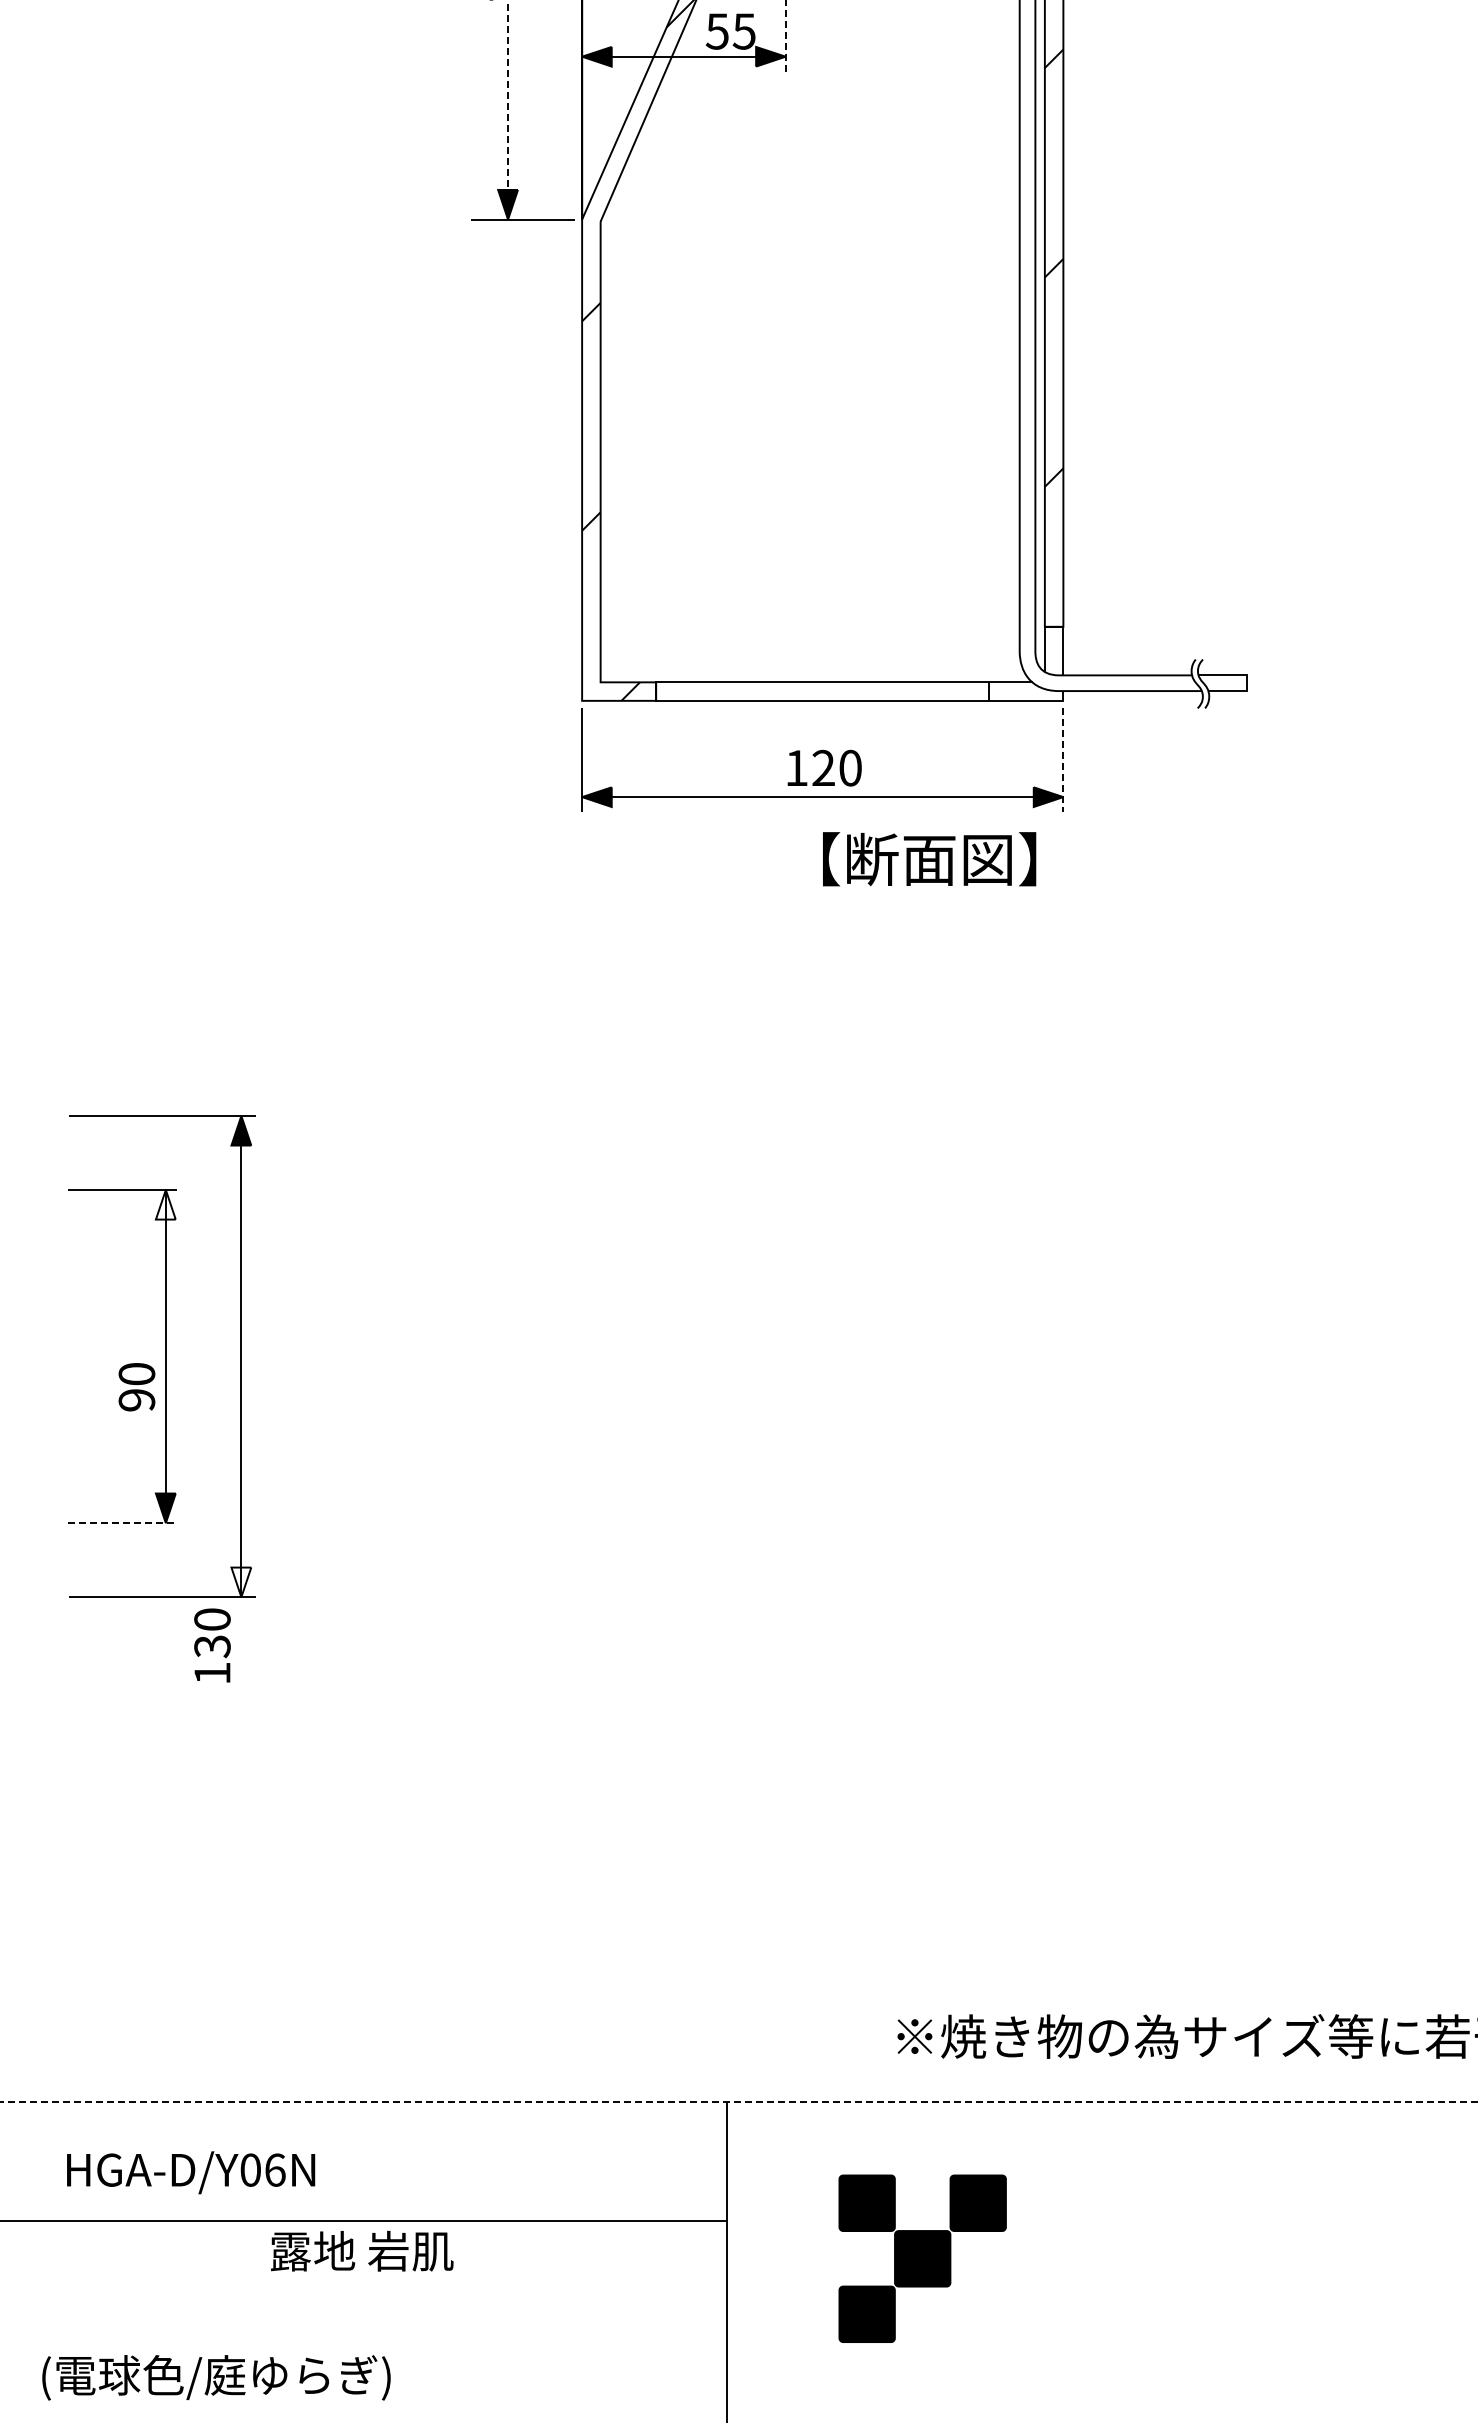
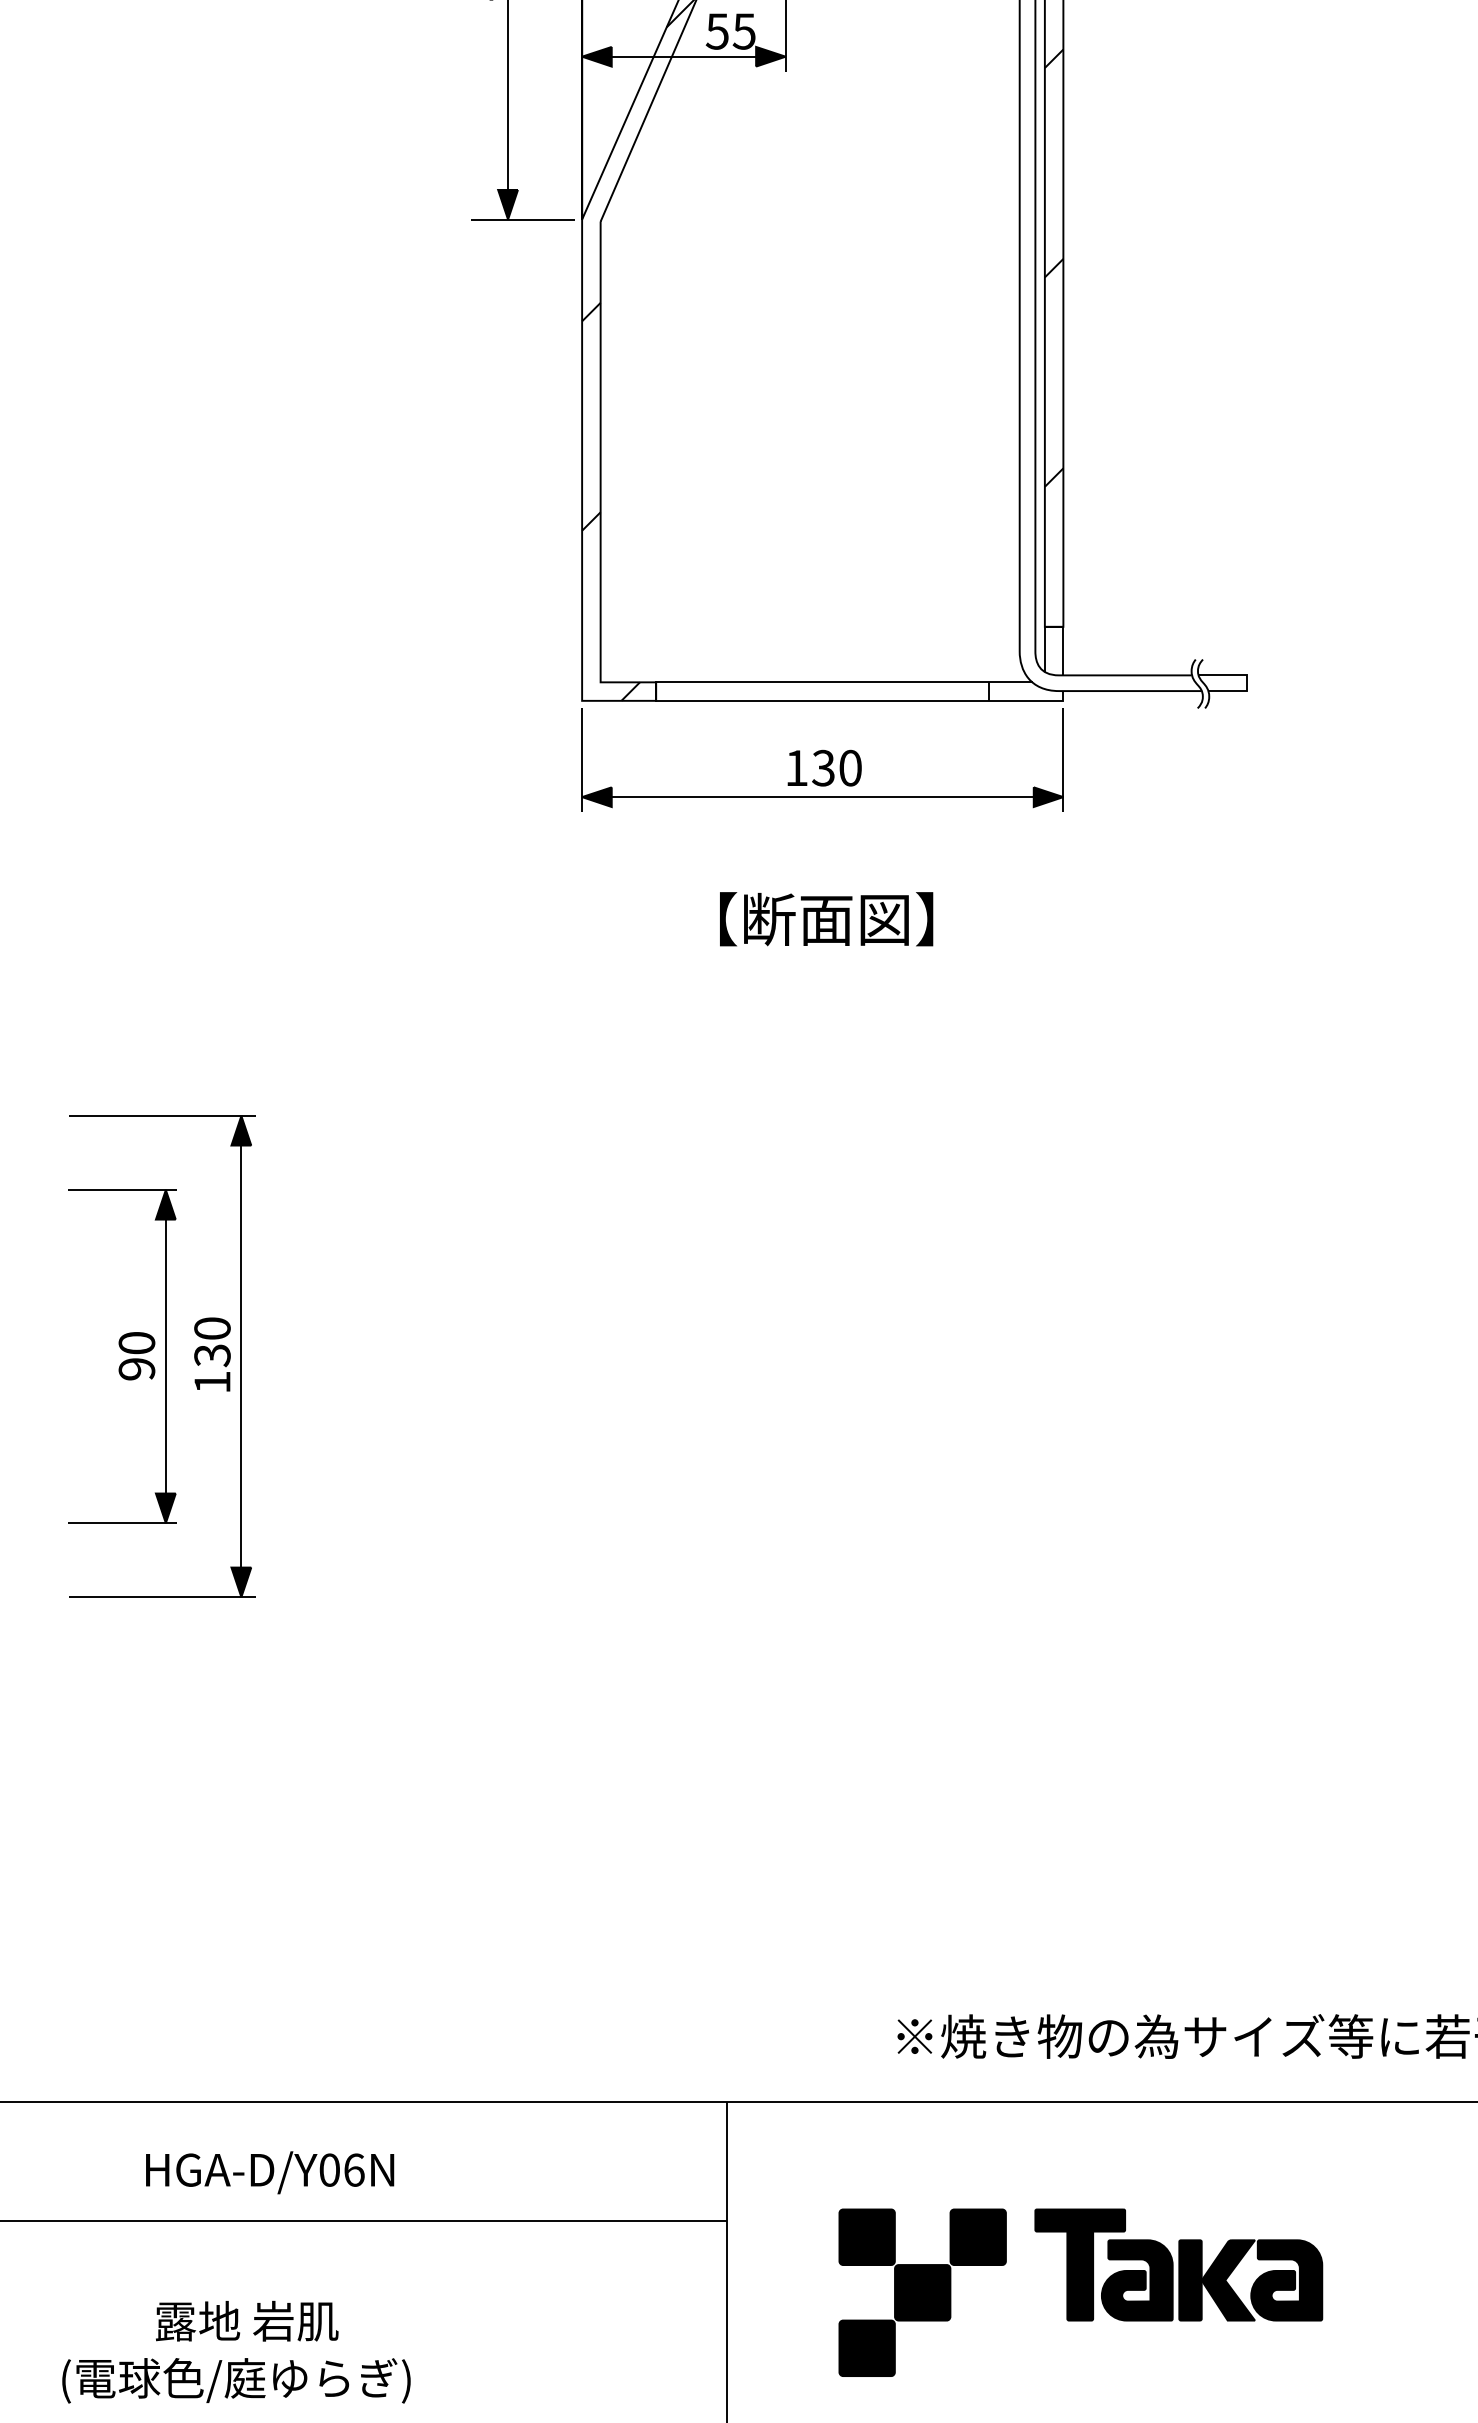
line: dashed -> solid (785, 36)
line: dashed -> solid (508, 110)
line: dashed -> solid (1063, 760)
text: 120 -> 130 (823, 768)
text position: (929, 859) -> (826, 919) (826, 919)
fill: none -> present (165, 1204)
text position: (136, 1387) -> (136, 1356) (136, 1356)
line: dashed -> solid (122, 1523)
fill: none -> present (241, 1582)
text position: (212, 1645) -> (212, 1354) (212, 1354)
line: dashed -> solid (739, 2102)
text position: (191, 2172) -> (270, 2172) (270, 2172)
text position: (362, 2250) -> (247, 2320) (247, 2320)
part position: (922, 2258) -> (922, 2292) (922, 2292)
part: none -> present (1178, 2264)
text position: (216, 2377) -> (236, 2380) (236, 2380)
